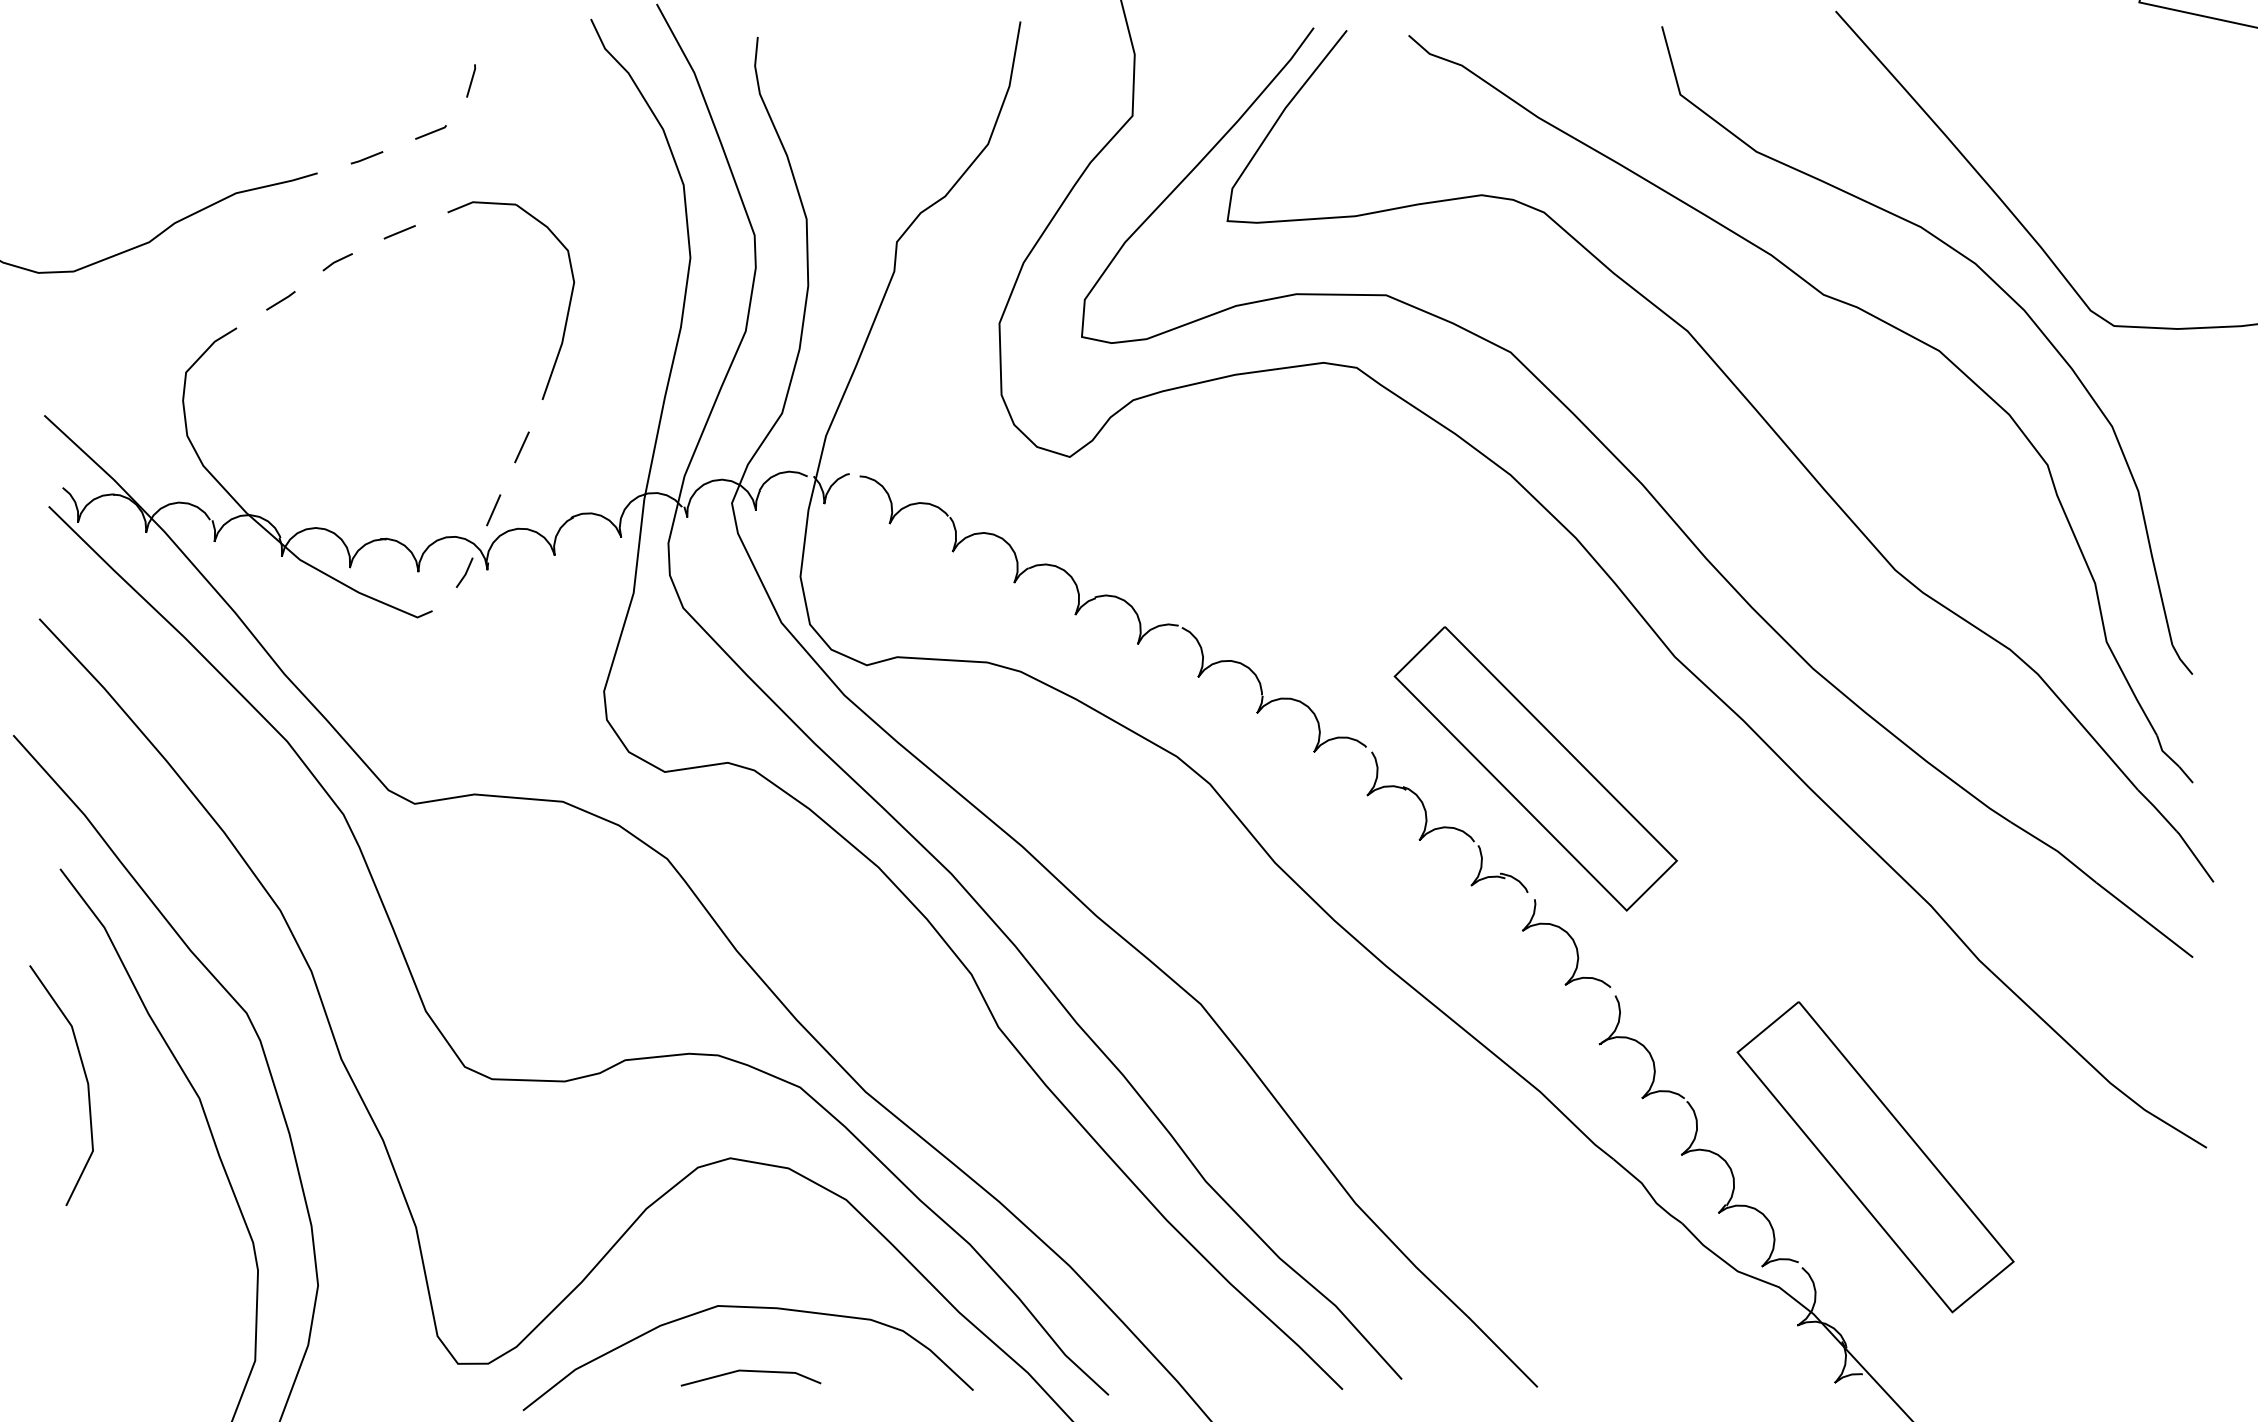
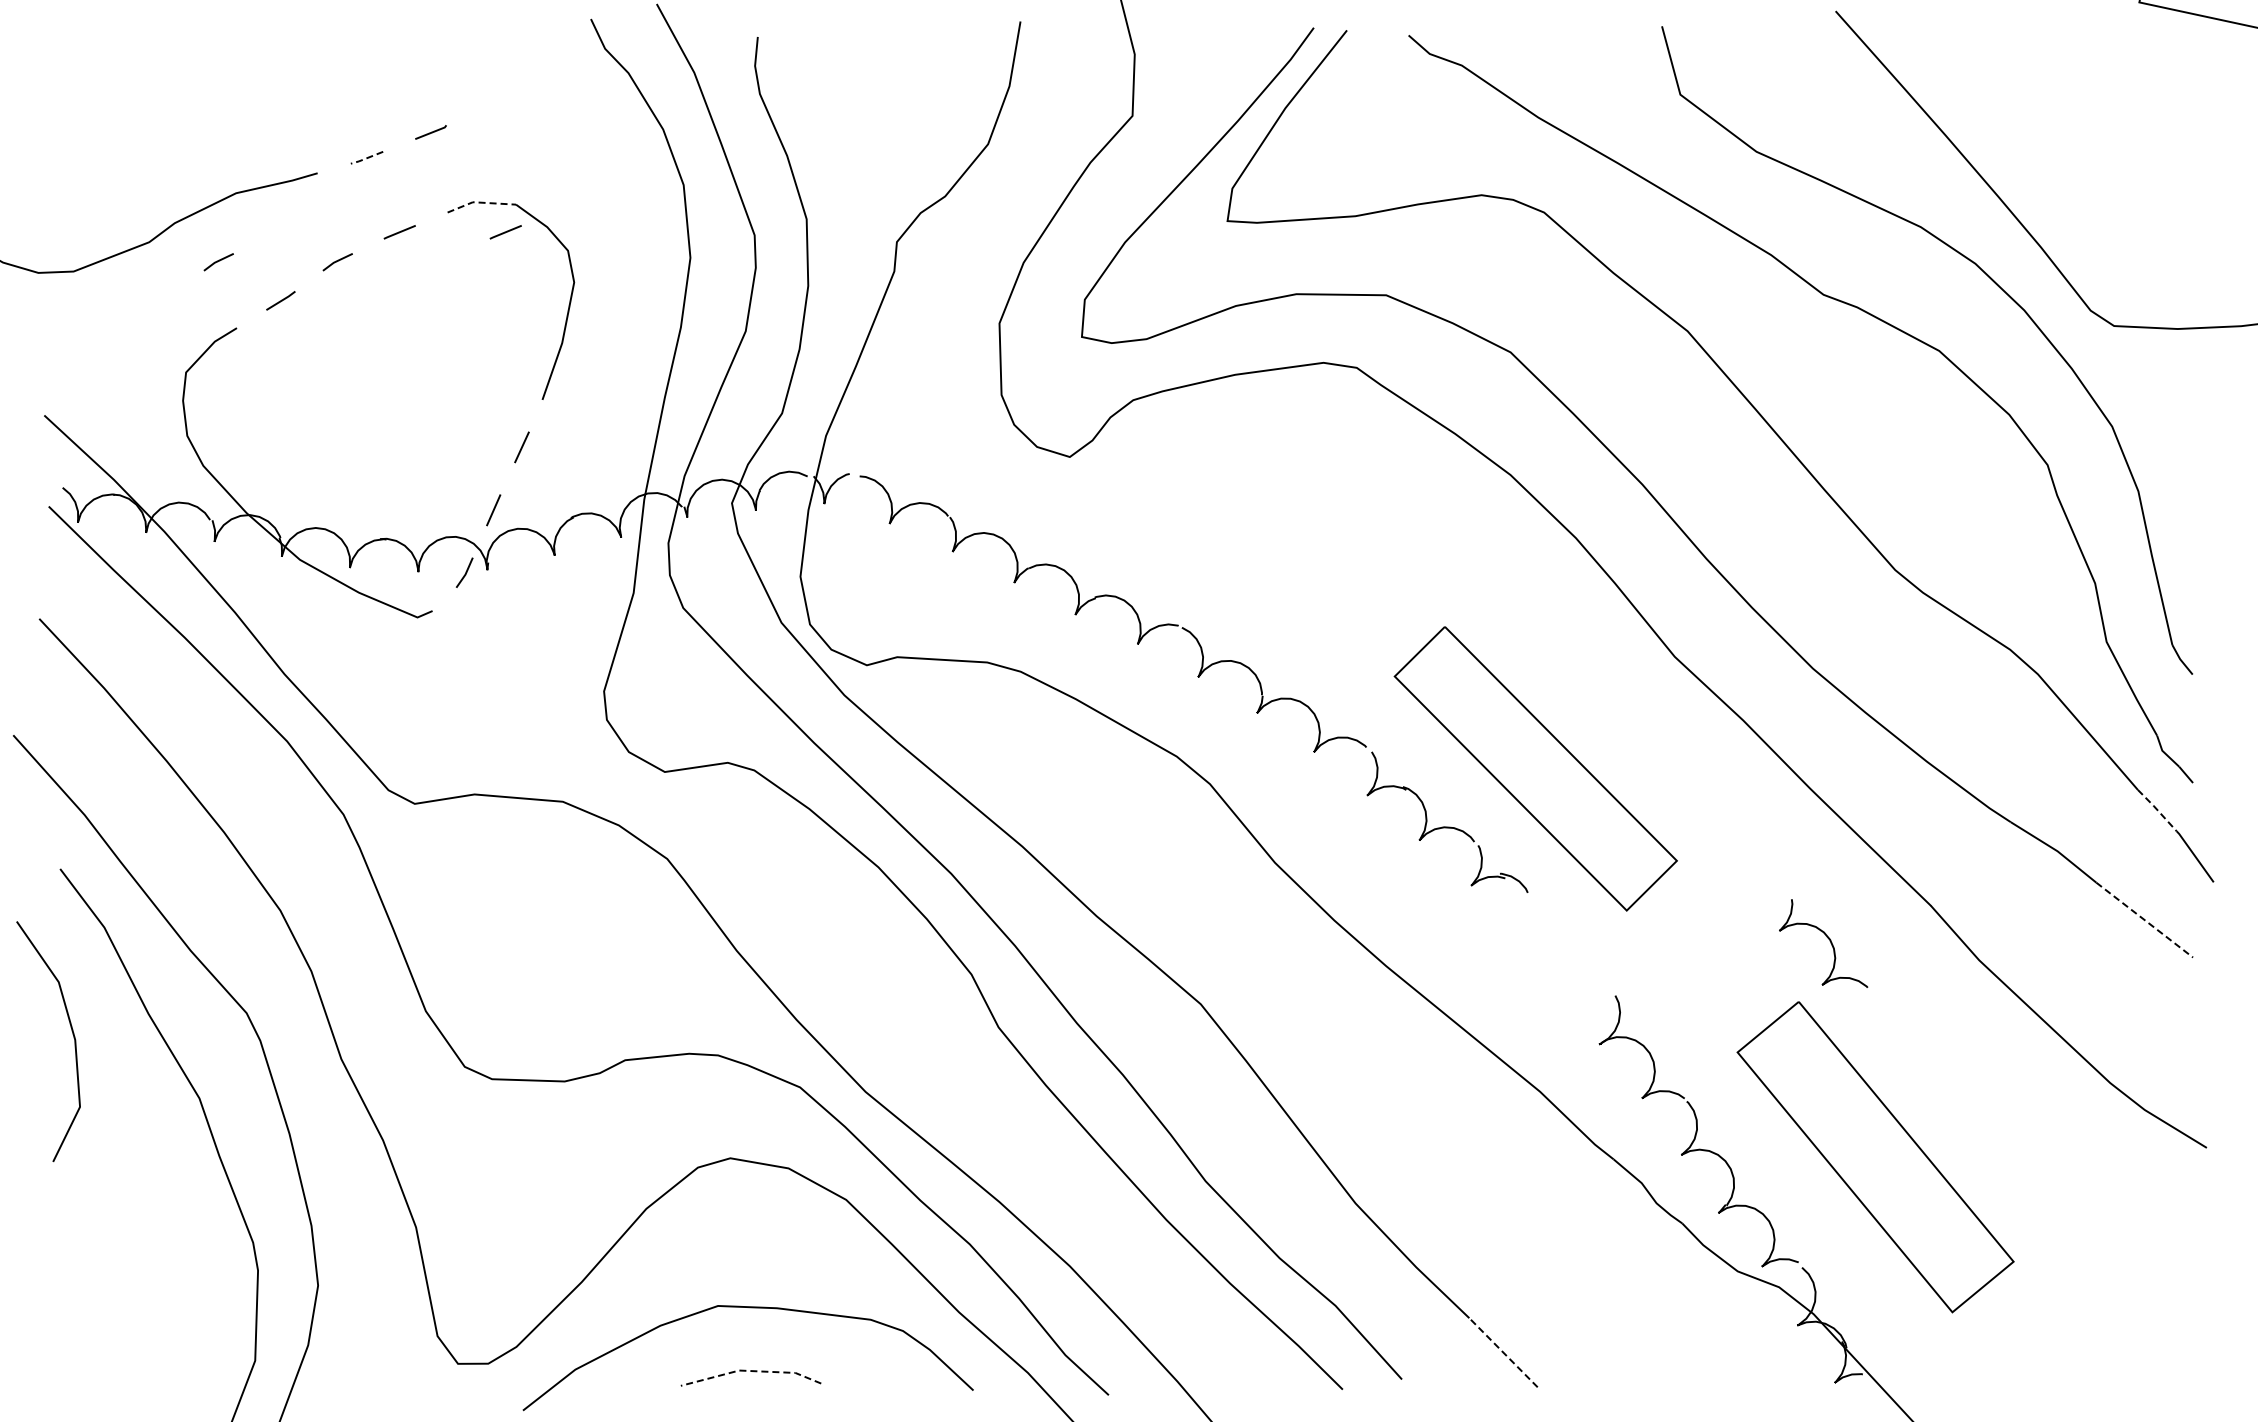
line: present -> none (470, 80)
line: solid -> dashed (366, 158)
line: solid -> dashed (480, 202)
line: none -> present (505, 232)
line: none -> present (218, 261)
line: solid -> dashed (2157, 810)
line: solid -> dashed (2145, 920)
curve position: (1572, 941) -> (1829, 941) (1829, 941)
line position: (85, 1078) -> (72, 1034) (72, 1034)
line: solid -> dashed (1502, 1352)
line: solid -> dashed (751, 1371)
